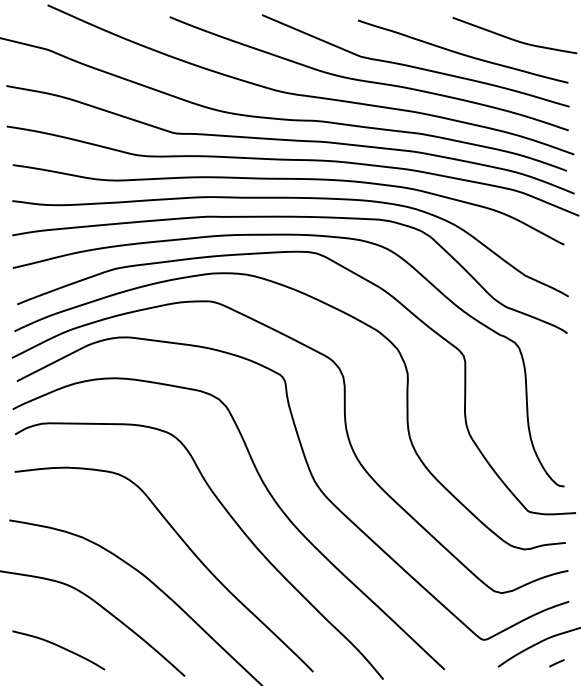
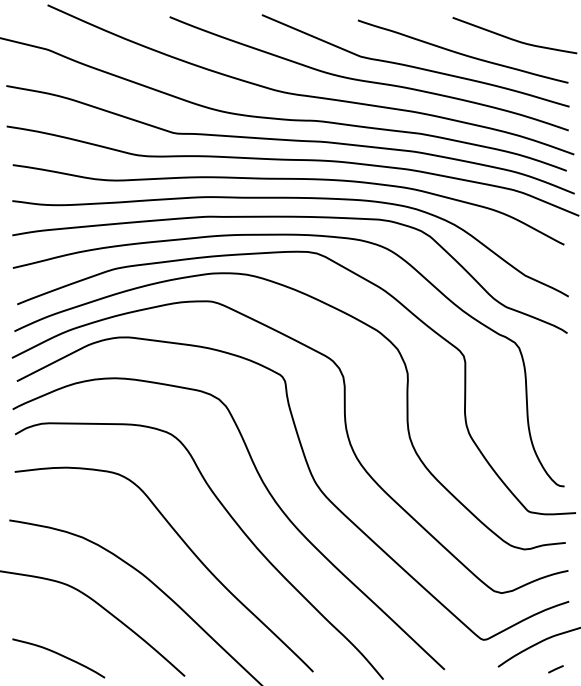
curve position: (59, 647) -> (59, 655) (59, 655)
line position: (556, 663) -> (555, 669) (555, 669)
